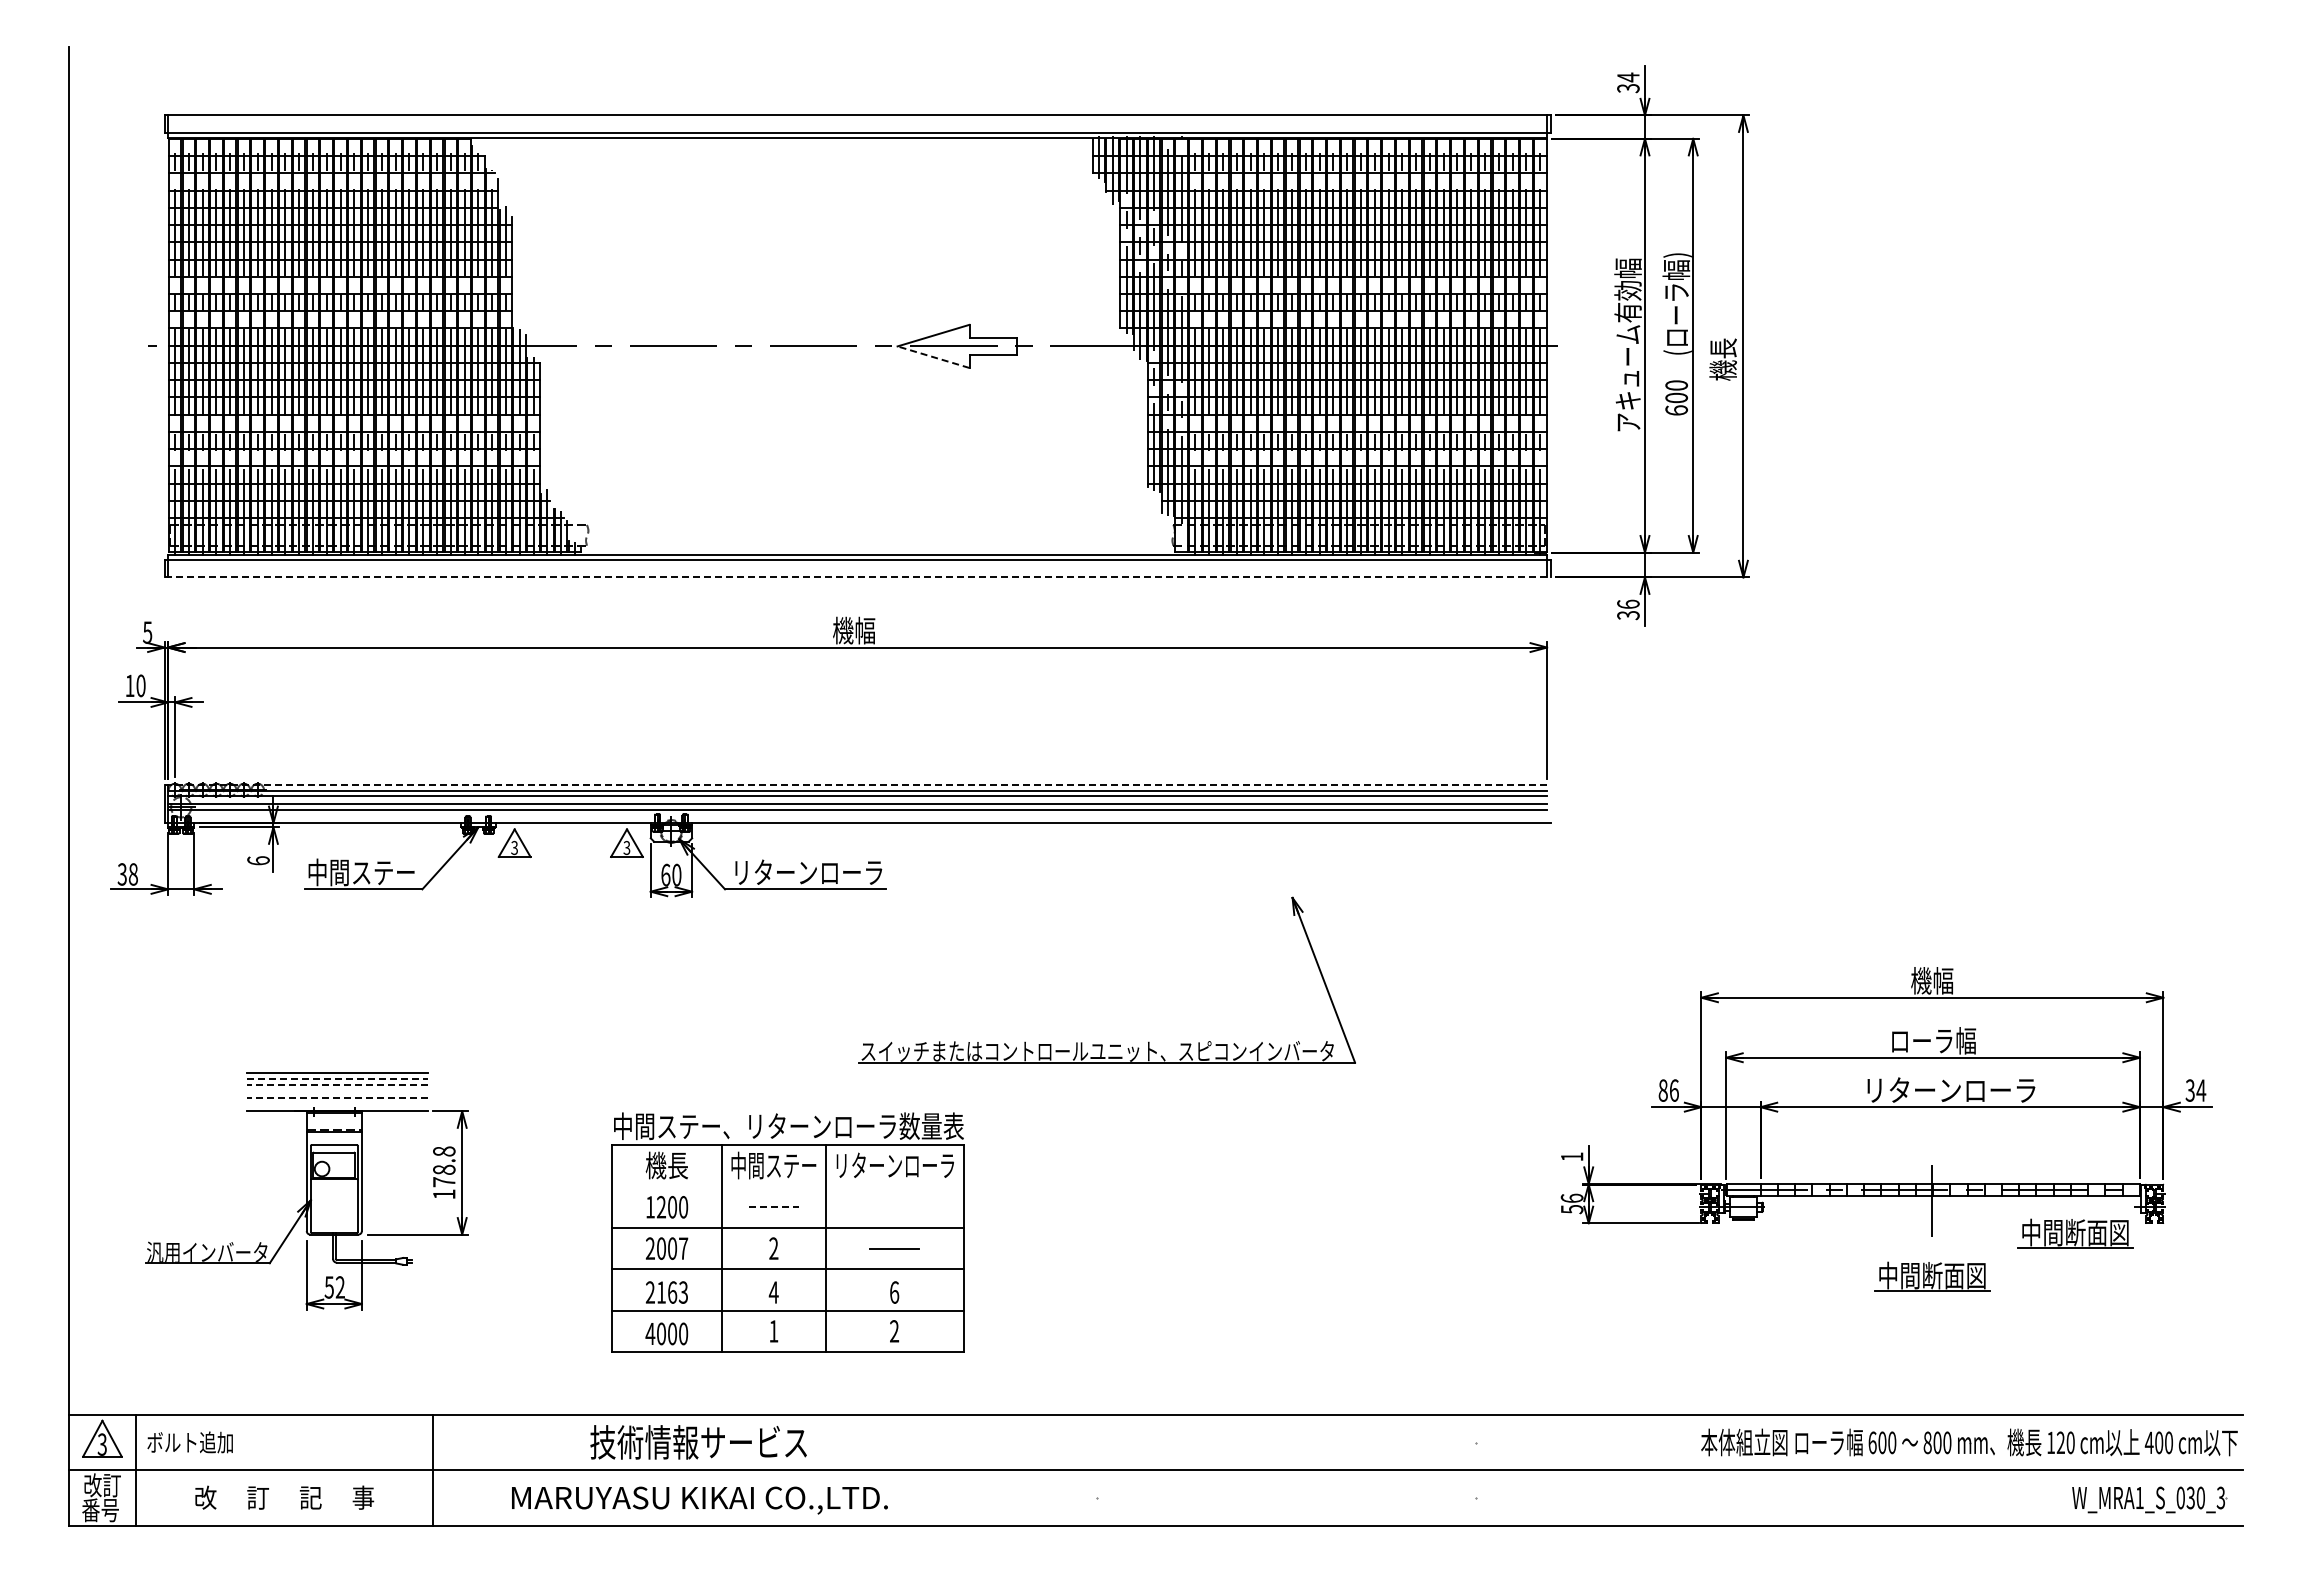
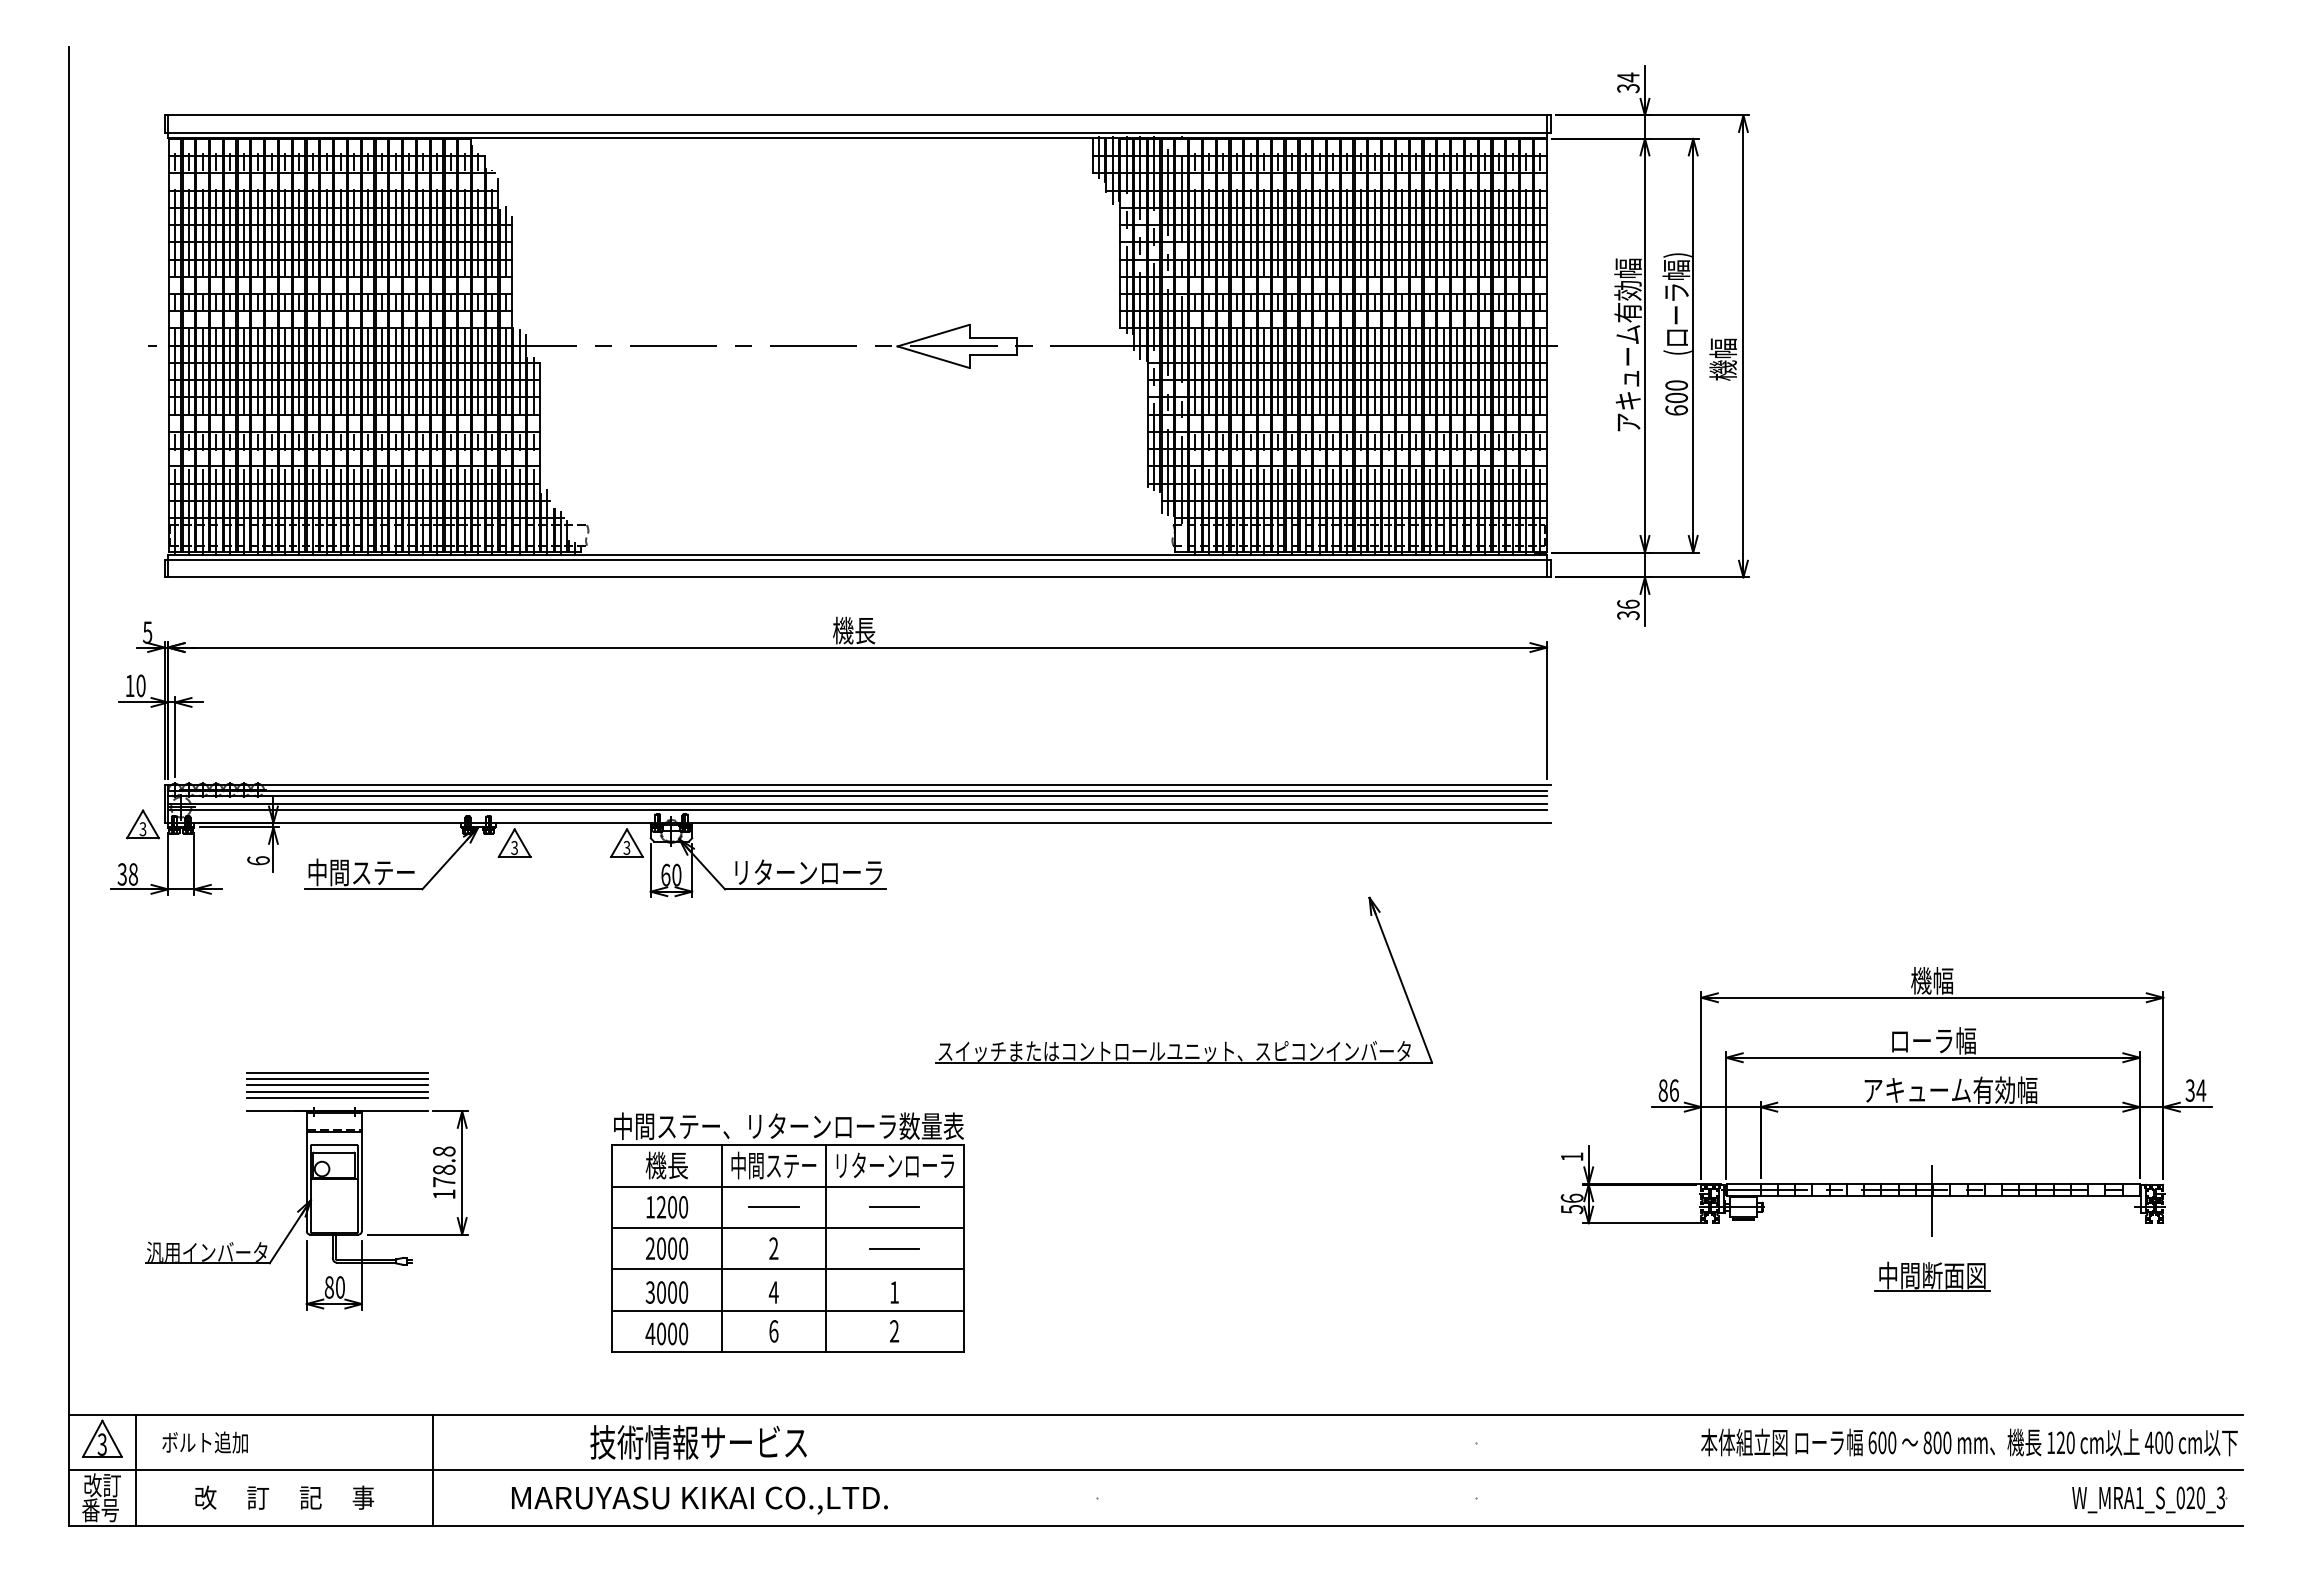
text: 機長 -> 機幅 (1722, 348)
line: dashed -> solid (933, 357)
line: dashed -> solid (857, 577)
text: 機幅 -> 機長 (865, 630)
line: dashed -> solid (857, 784)
part: none -> present (142, 824)
part position: (1102, 1044) -> (1179, 1044) (1179, 1044)
line: dashed -> solid (337, 1078)
line: dashed -> solid (337, 1084)
text: リターンローラ -> アキューム有効幅 (1950, 1089)
line: none -> present (336, 1092)
line: dashed -> solid (337, 1098)
line: none -> present (787, 1186)
line: none -> present (894, 1206)
line: dashed -> solid (774, 1207)
part: present -> none (2075, 1233)
text: 2007 -> 2000 (683, 1248)
text: 52 -> 80 (334, 1287)
text: 2163 -> 3000 (666, 1292)
text: 6 -> 1 (894, 1292)
text: 1 -> 6 (773, 1331)
text position: (189, 1442) -> (204, 1442) (204, 1442)
text: W_MRA1_S_030_3 -> W_MRA1_S_020_3 (2190, 1498)
